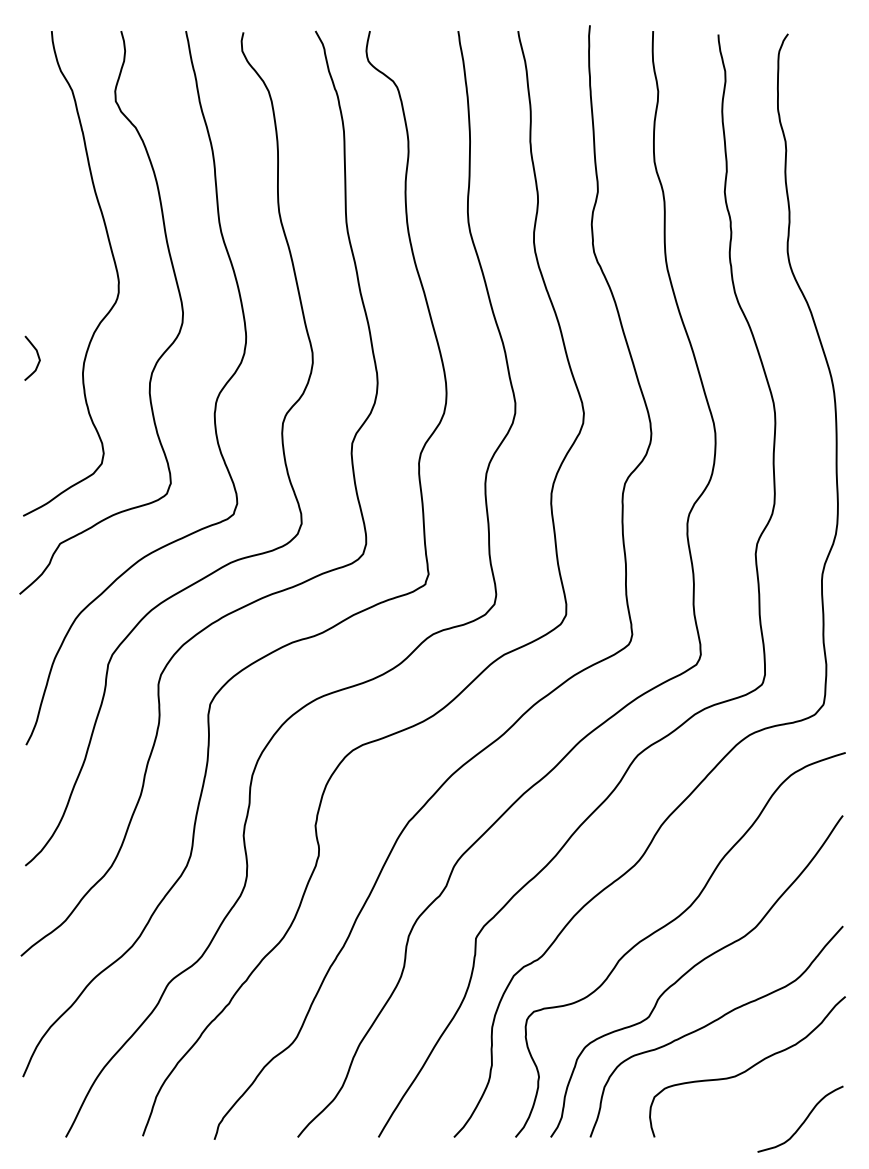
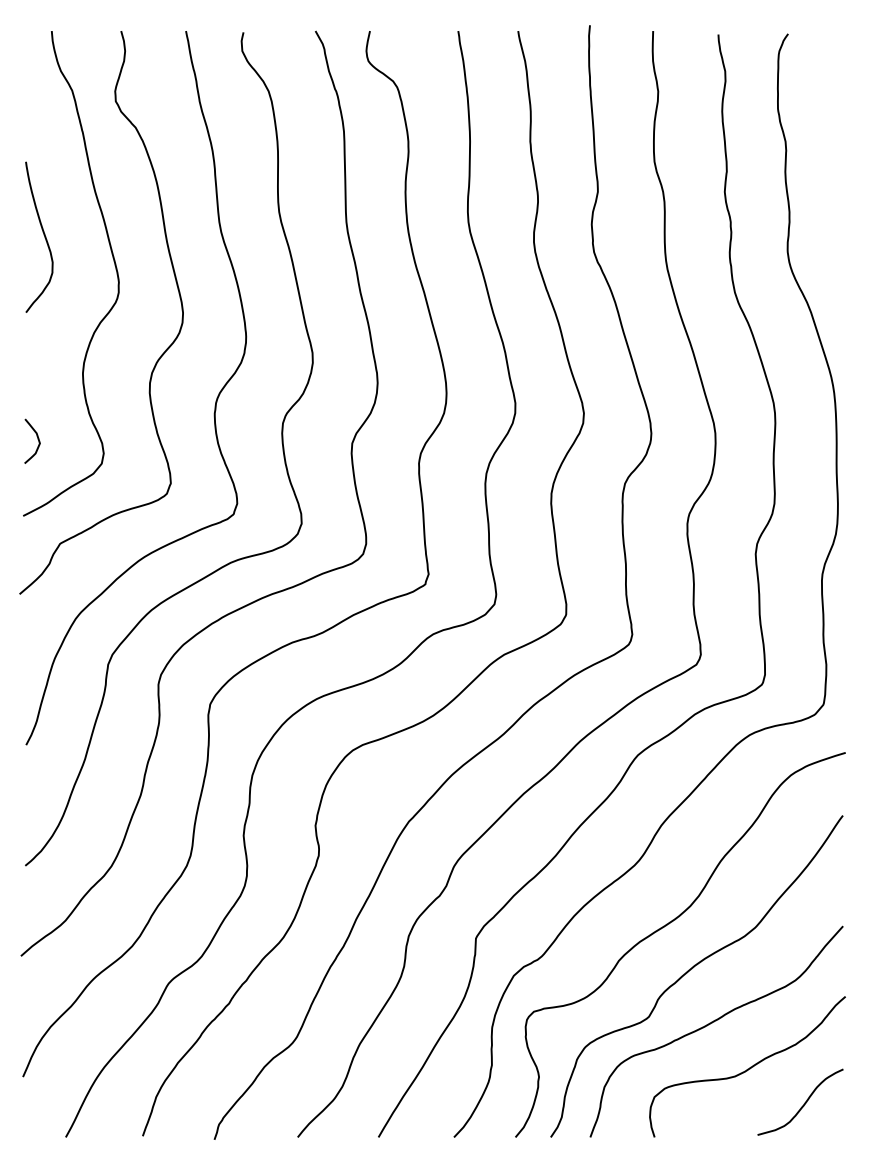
curve: none -> present (43, 235)
curve position: (37, 356) -> (37, 439) (37, 439)
curve position: (804, 1119) -> (804, 1102) (804, 1102)
